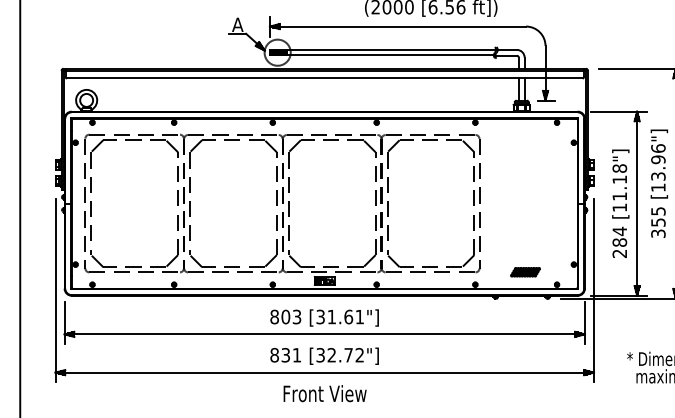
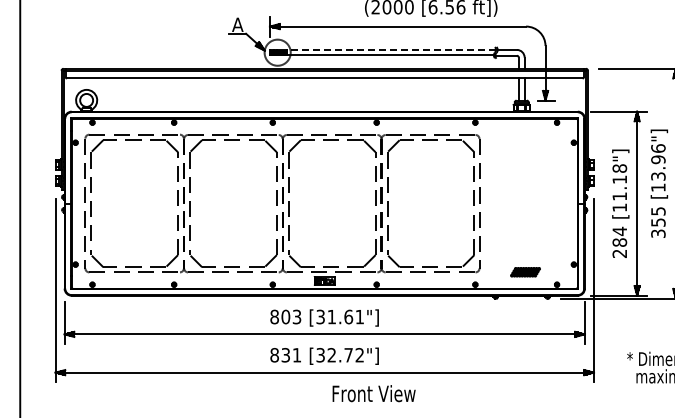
line: solid -> dashed (391, 49)
text position: (324, 393) -> (373, 393) (373, 393)
